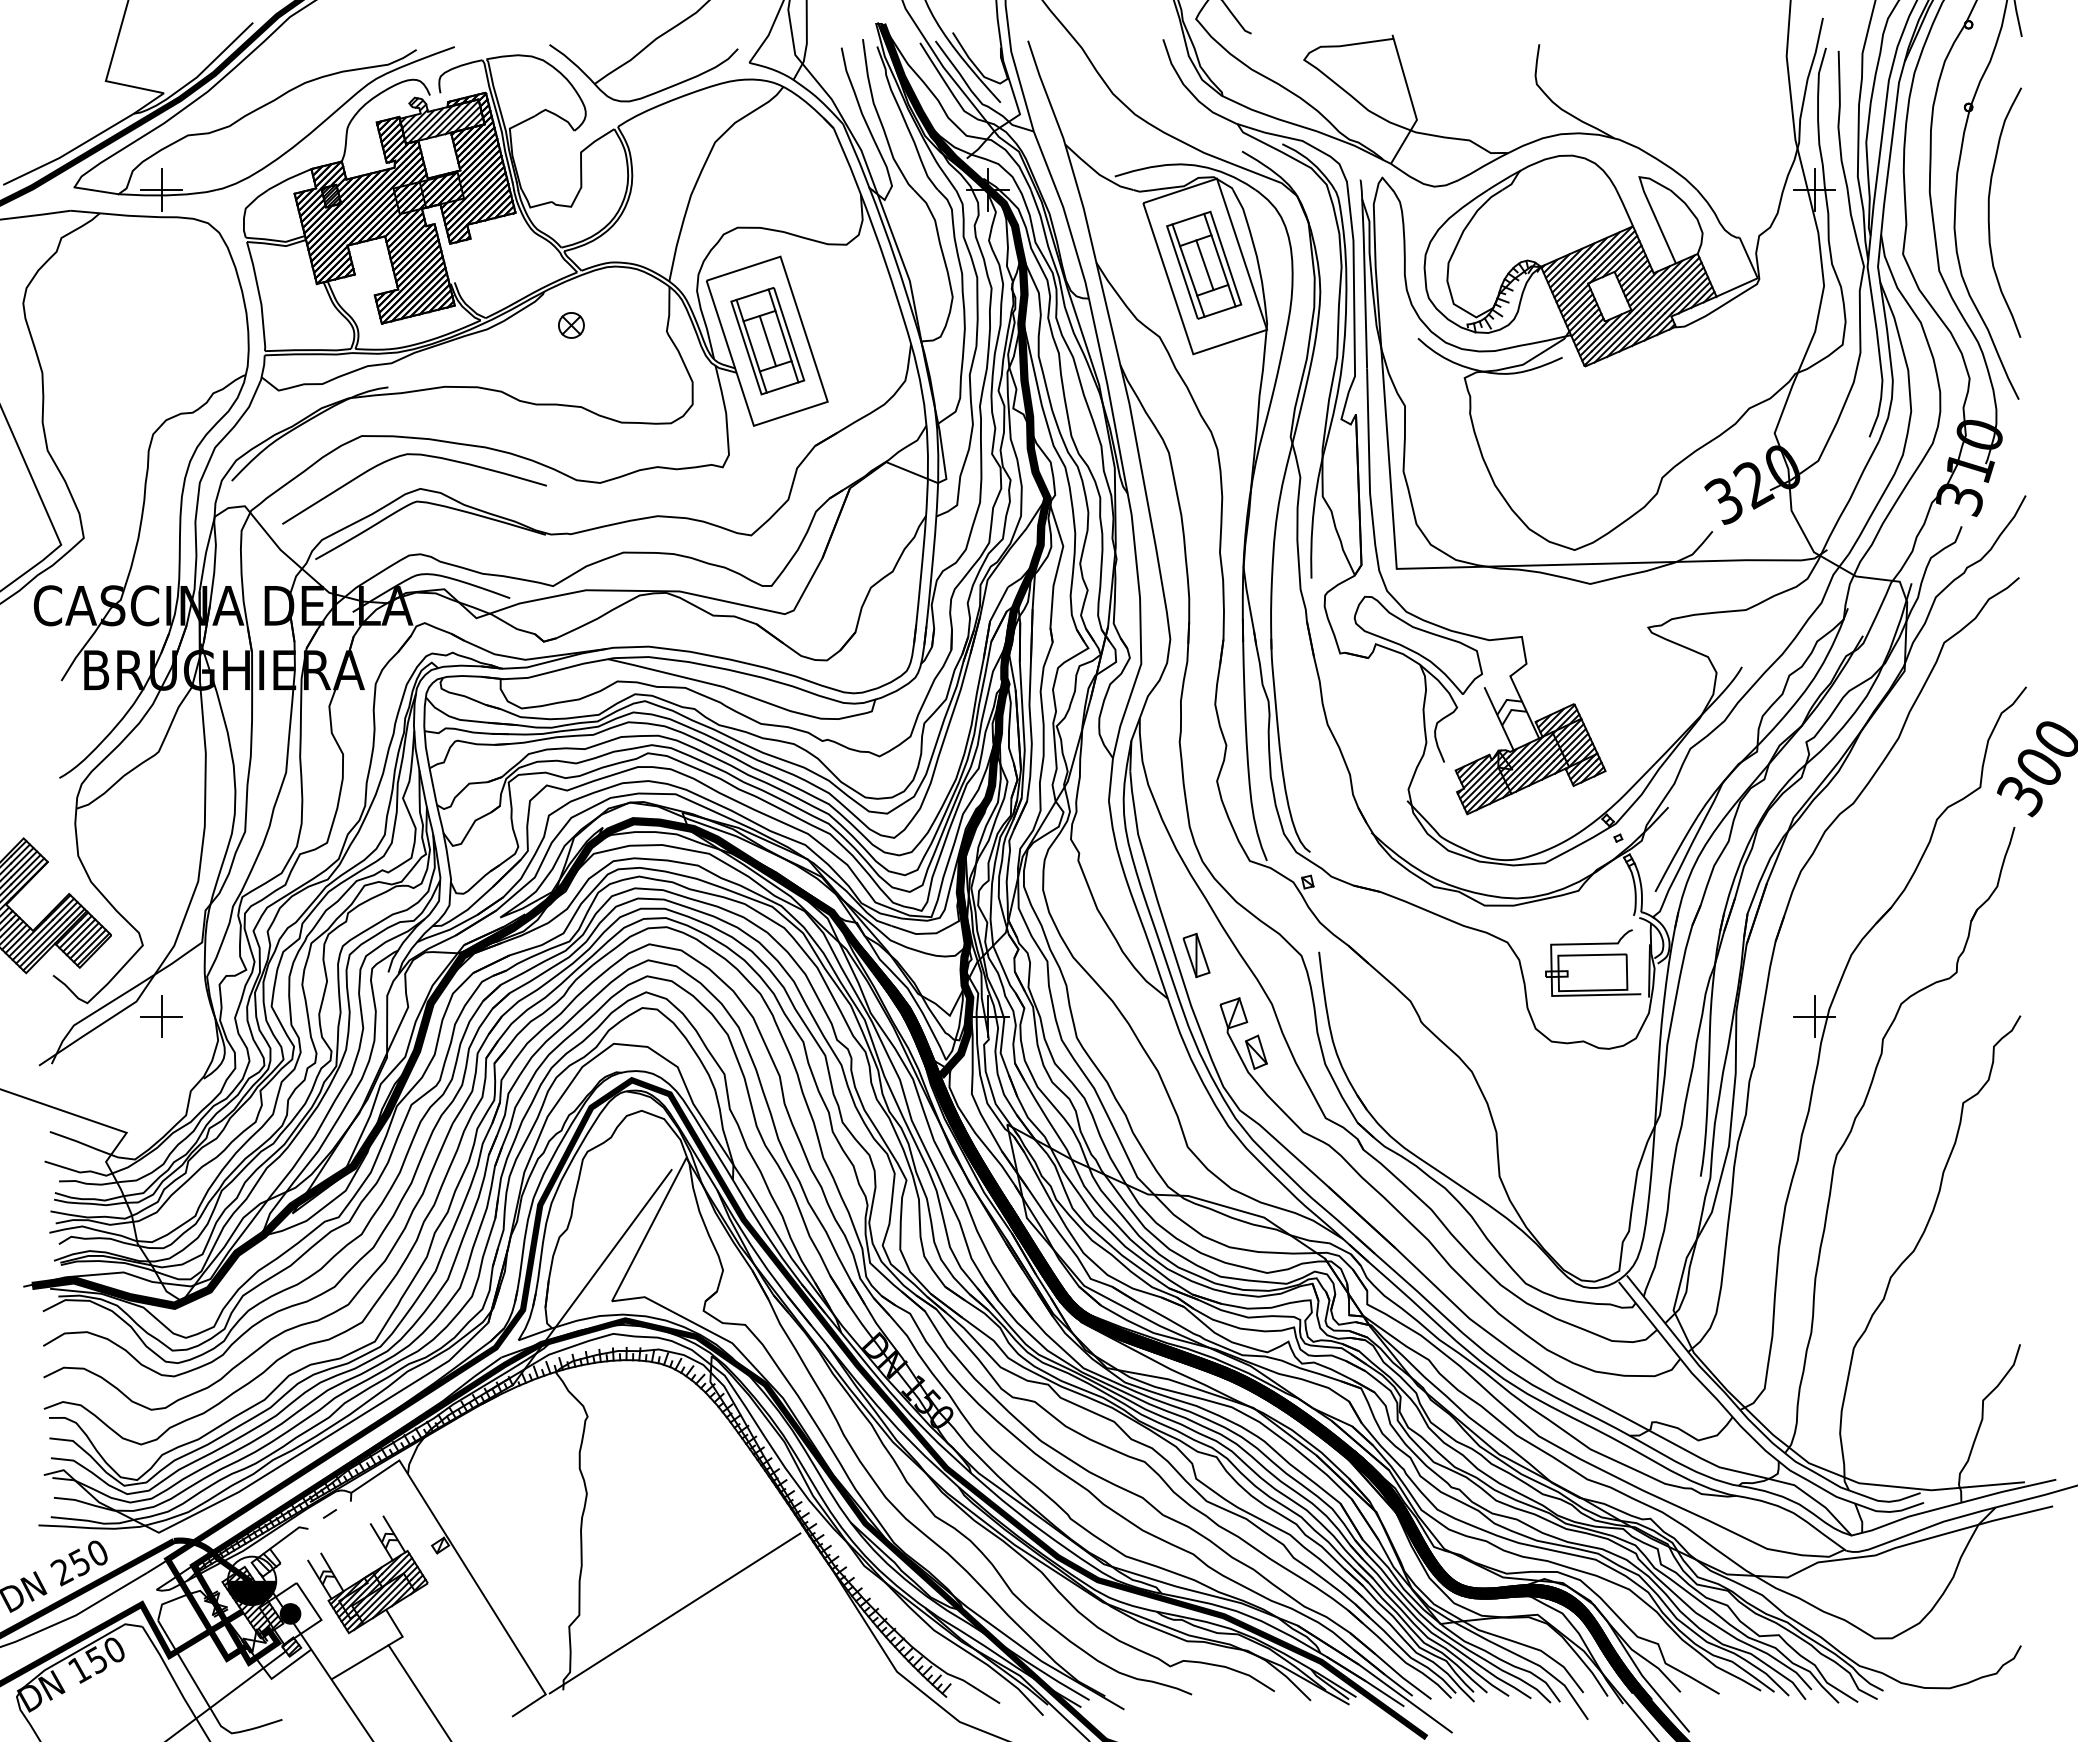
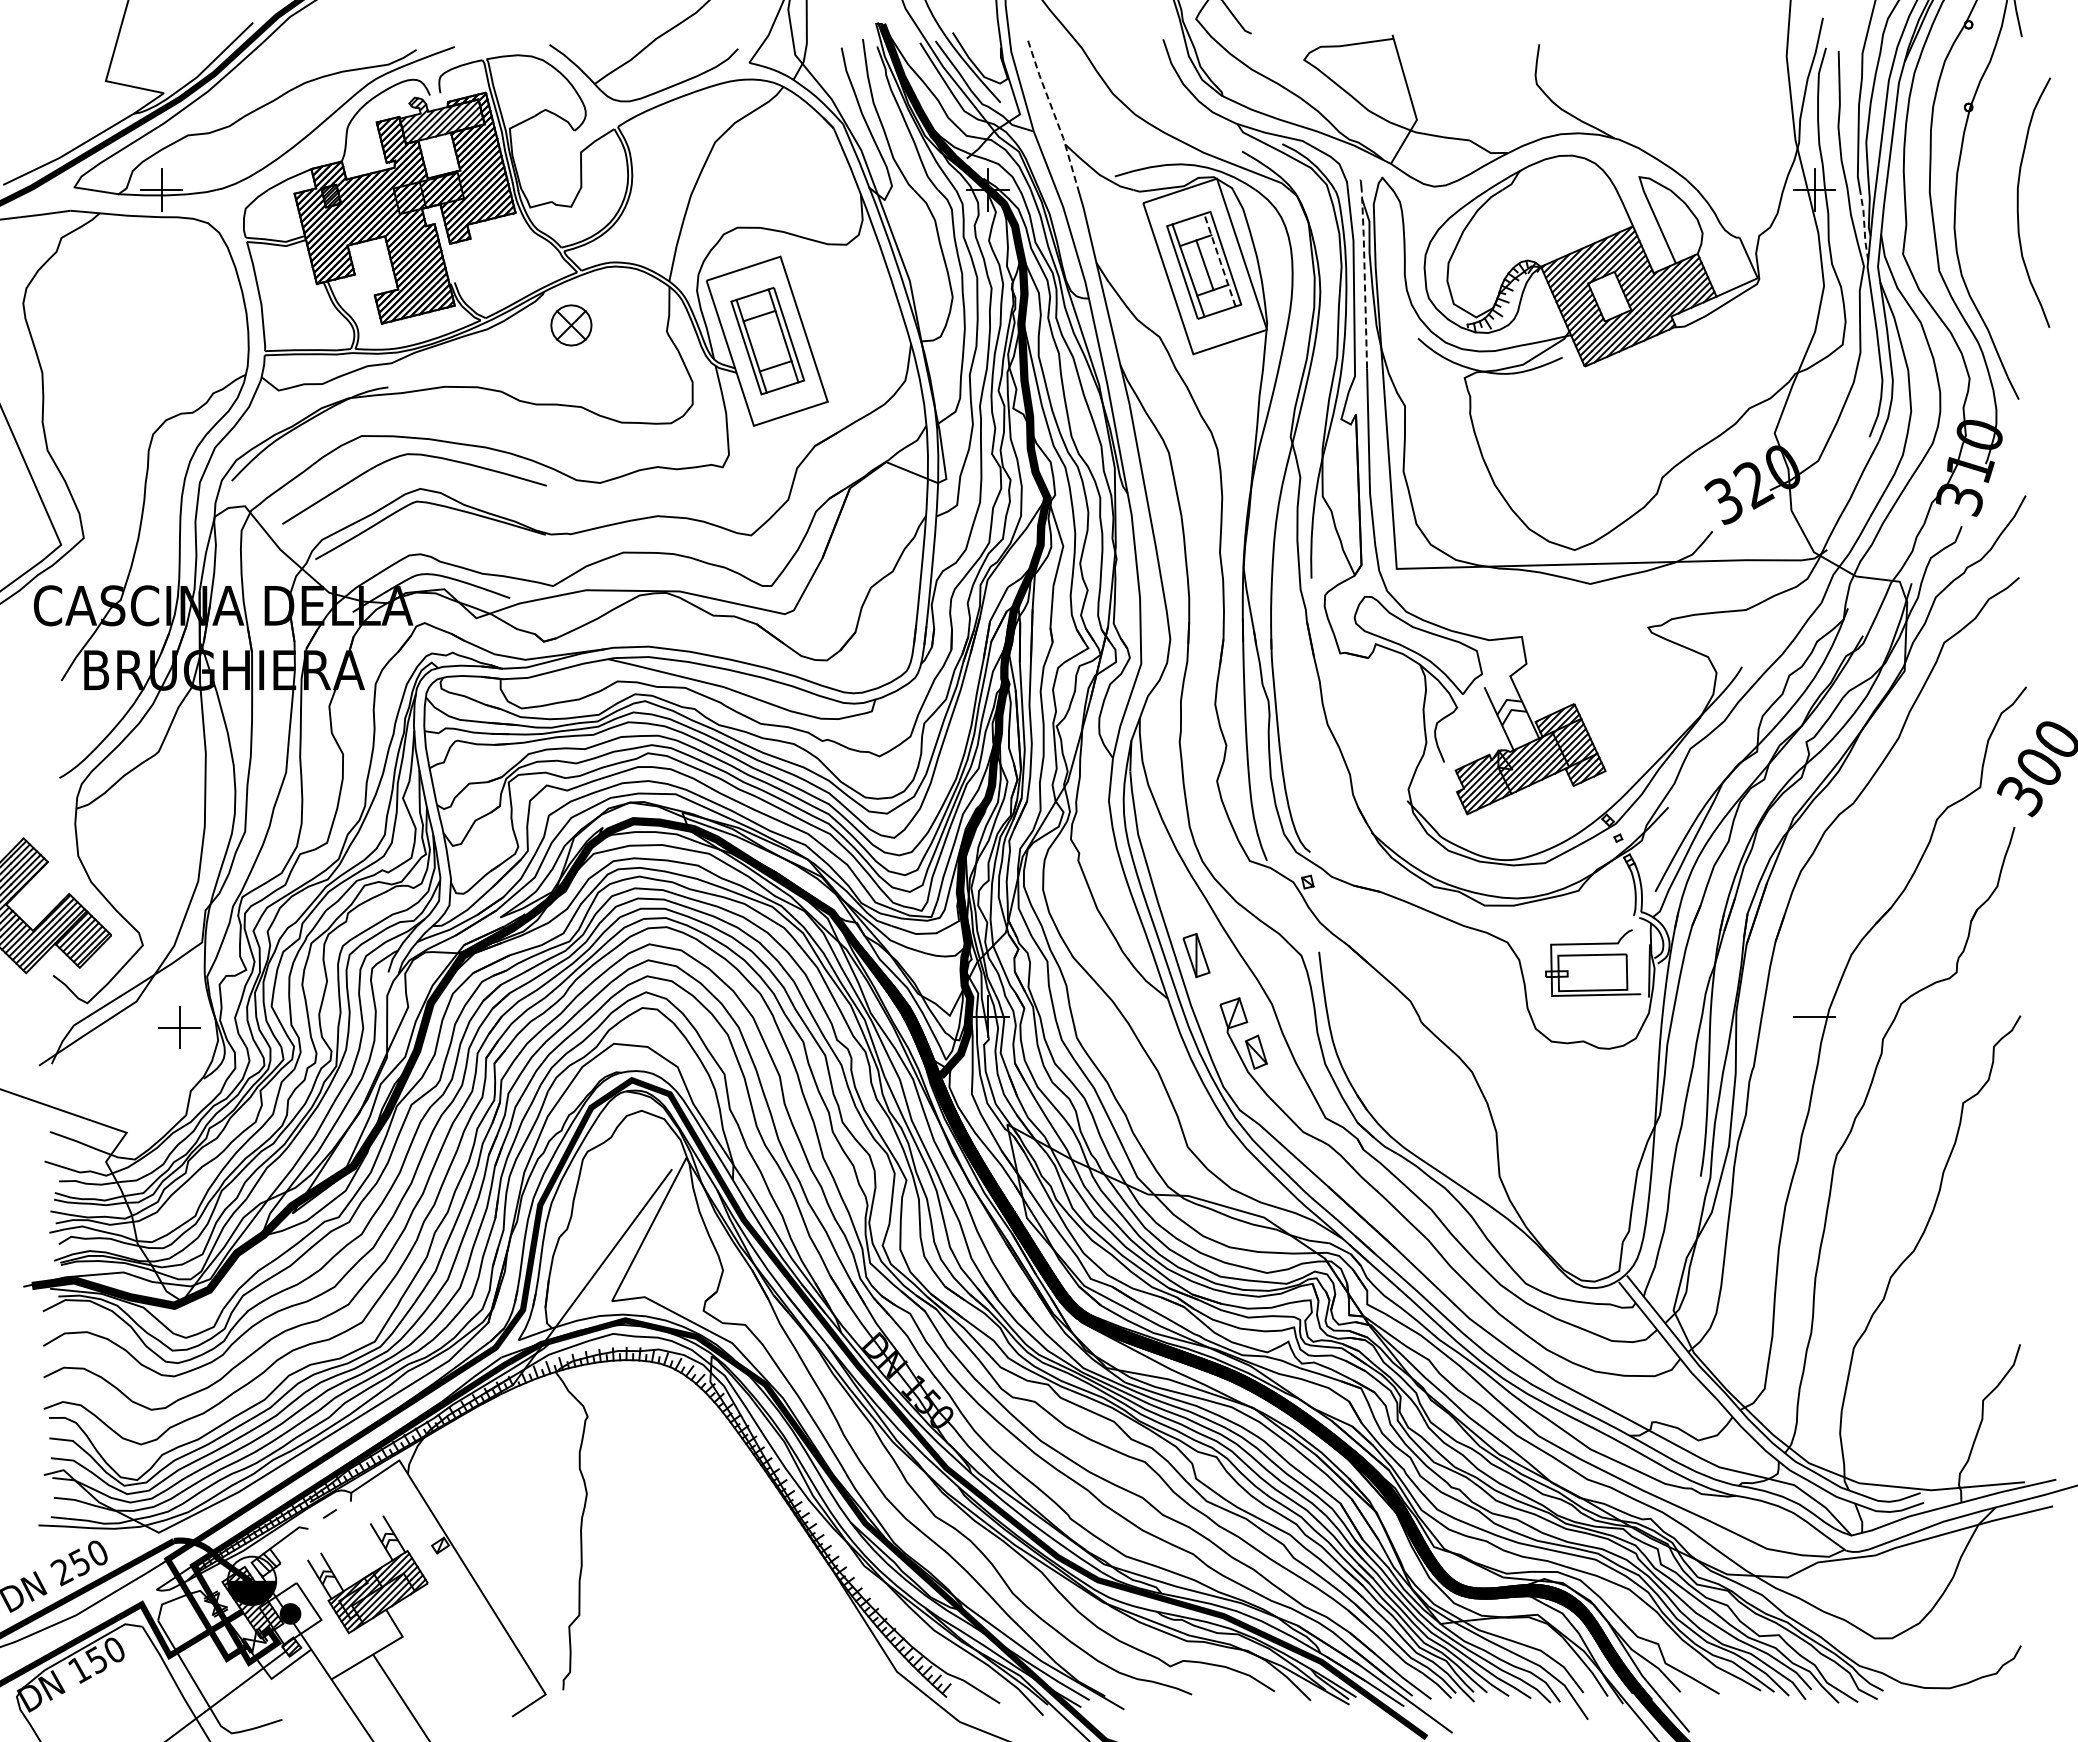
line: solid -> dashed (1054, 115)
part position: (1989, 212) -> (2018, 202) (2018, 202)
line: solid -> dashed (1864, 224)
line: solid -> dashed (1219, 260)
line: solid -> dashed (1364, 277)
part size: 27x27 px -> 43x43 px (571, 325)
line: present -> none (767, 341)
part position: (161, 1016) -> (179, 1027) (179, 1027)
line: present -> none (1814, 1016)
line: present -> none (674, 1613)
line position: (418, 1691) -> (400, 1696) (400, 1696)
